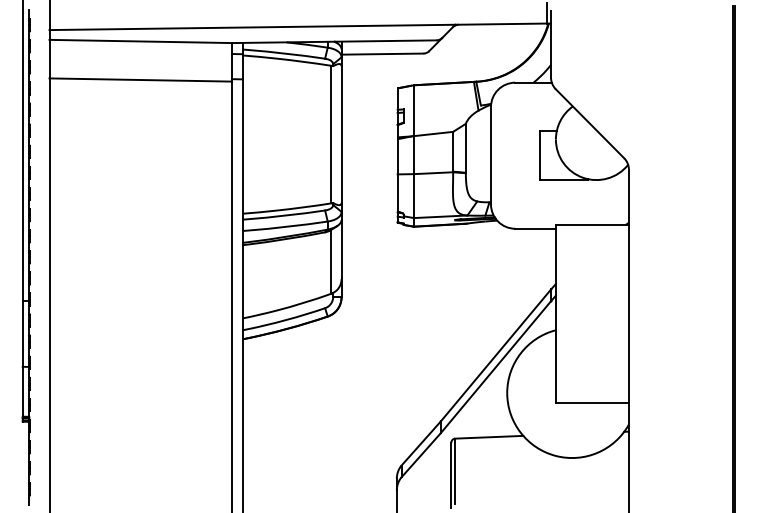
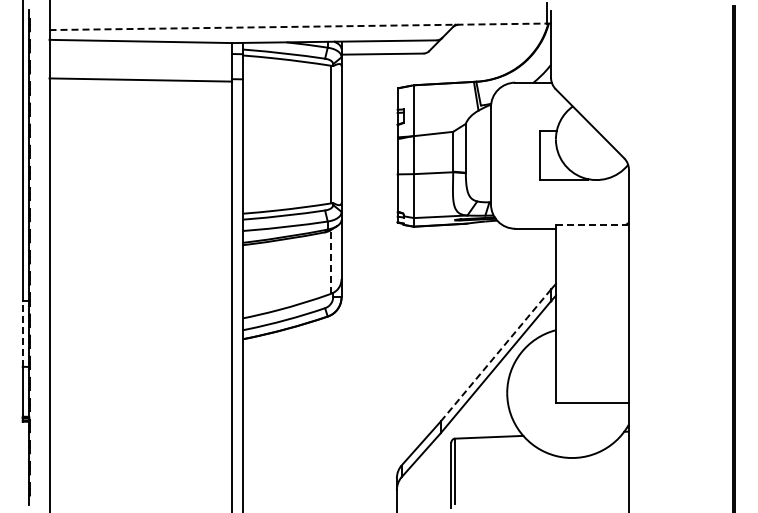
line: solid -> dashed (298, 26)
line: solid -> dashed (592, 224)
line: solid -> dashed (330, 262)
line: solid -> dashed (22, 333)
line: solid -> dashed (495, 355)
